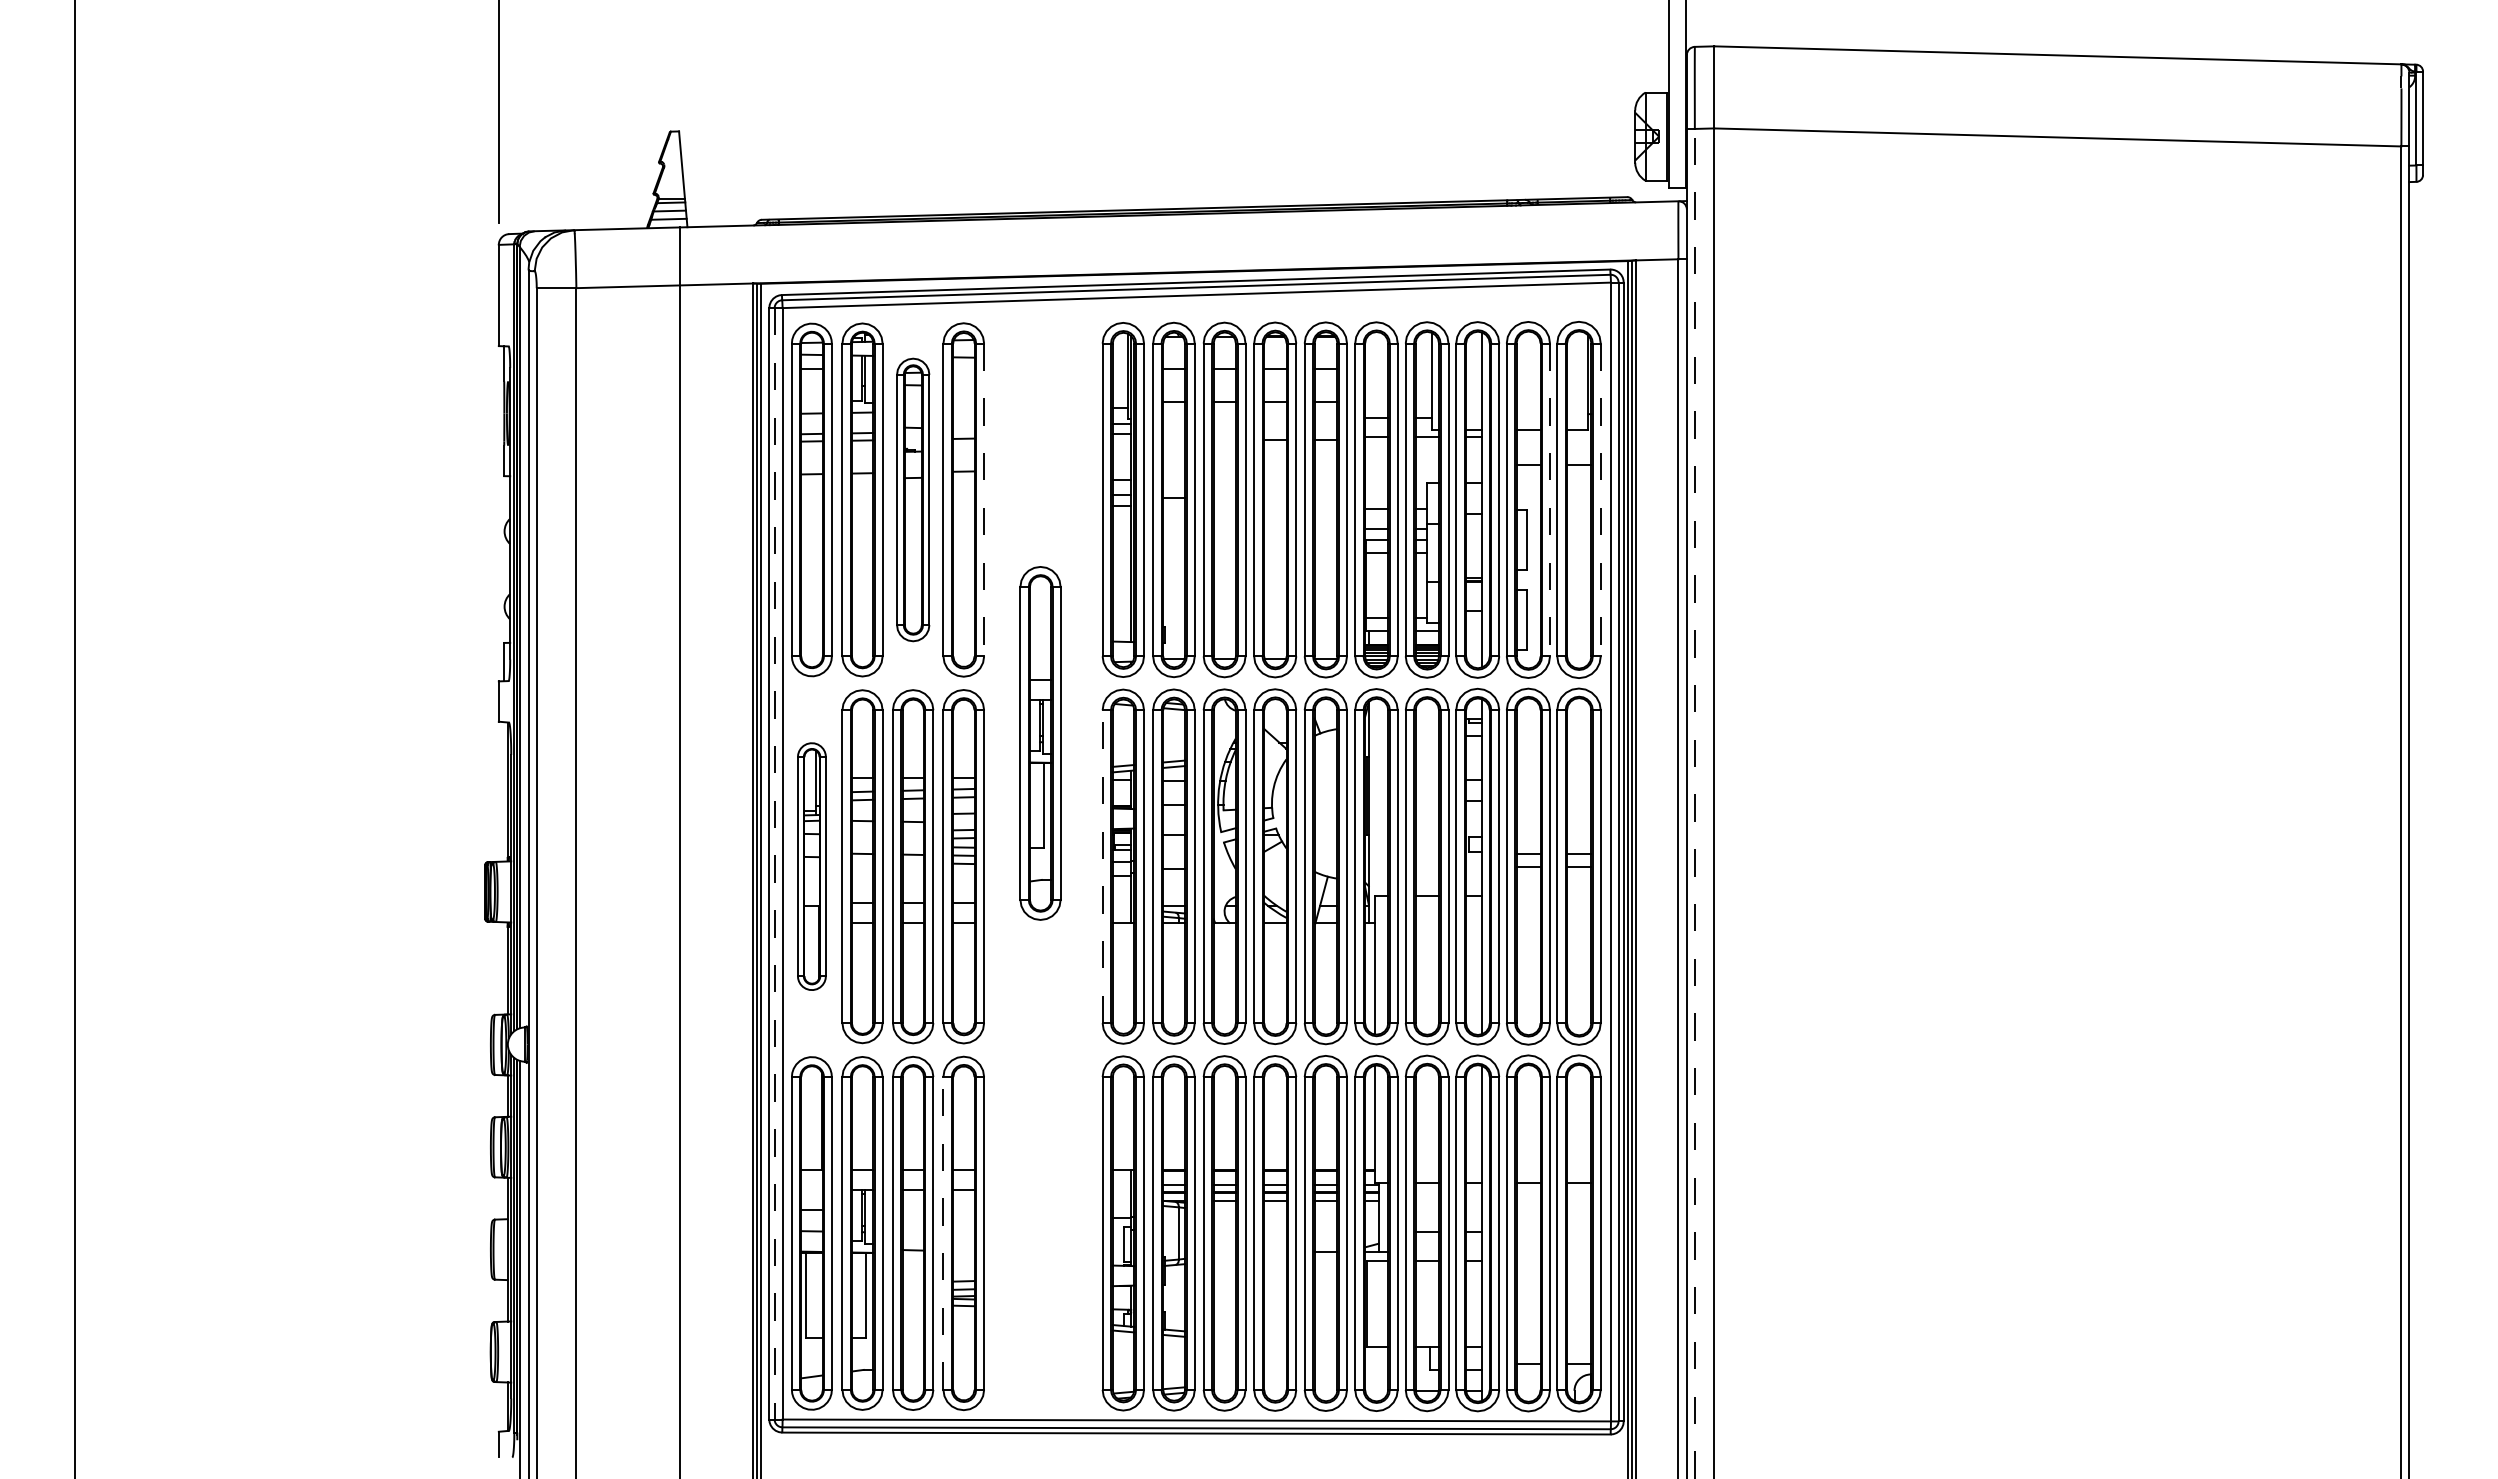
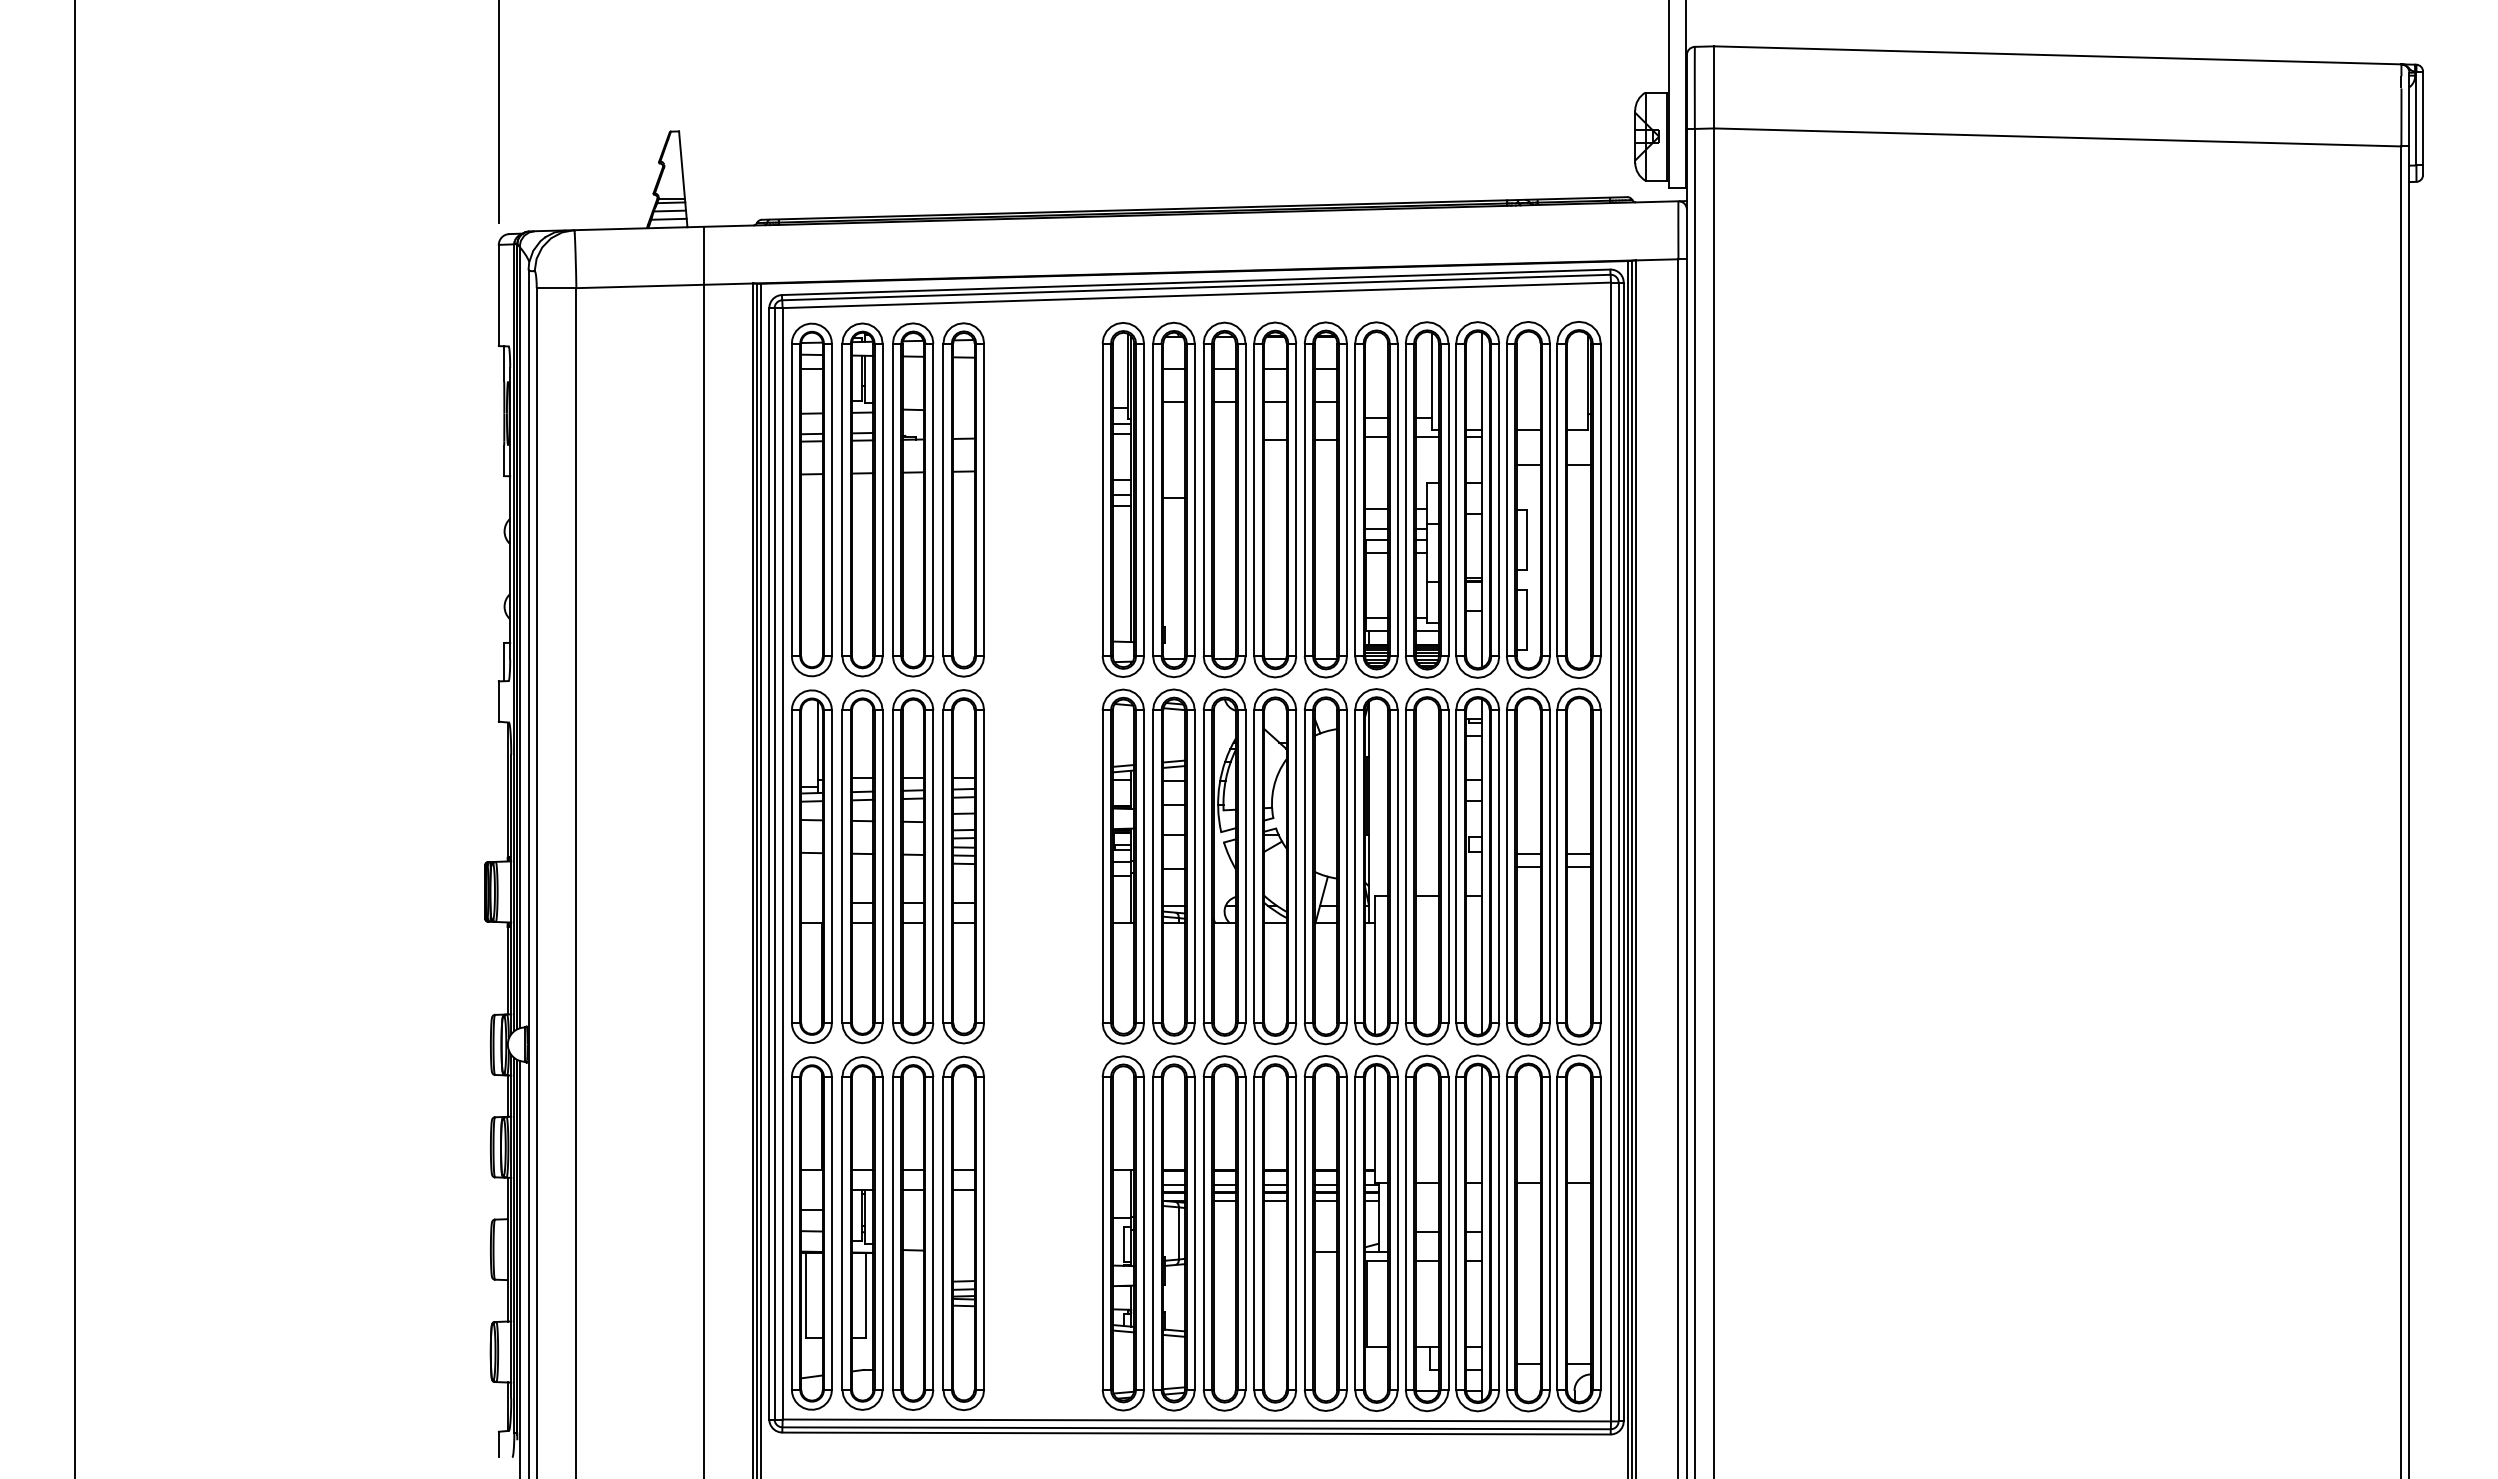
part size: 35x286 px -> 43x356 px (913, 499)
line: dashed -> solid (984, 500)
line: dashed -> solid (1550, 500)
line: dashed -> solid (1600, 500)
part: present -> none (1040, 743)
line: dashed -> solid (1694, 803)
line position: (680, 850) -> (704, 850) (704, 850)
line: dashed -> solid (774, 863)
part size: 30x249 px -> 42x355 px (811, 866)
line: dashed -> solid (1102, 866)
line: dashed -> solid (943, 1232)
